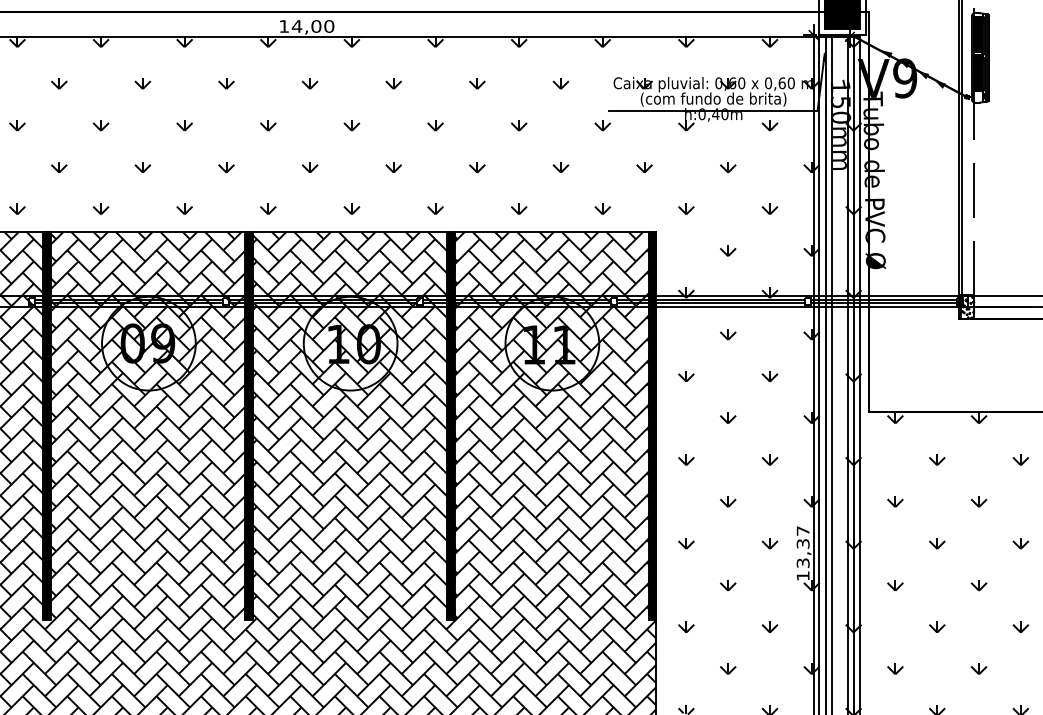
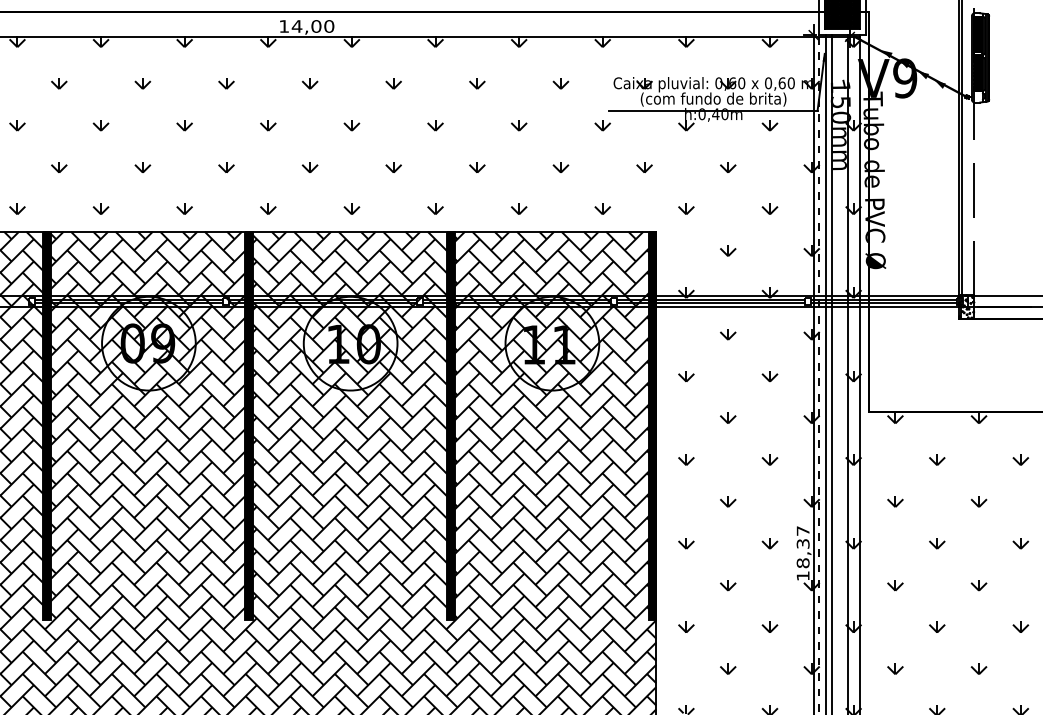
line: present -> none (854, 373)
line: solid -> dashed (819, 375)
text: 13,37 -> 18,37 (802, 563)
